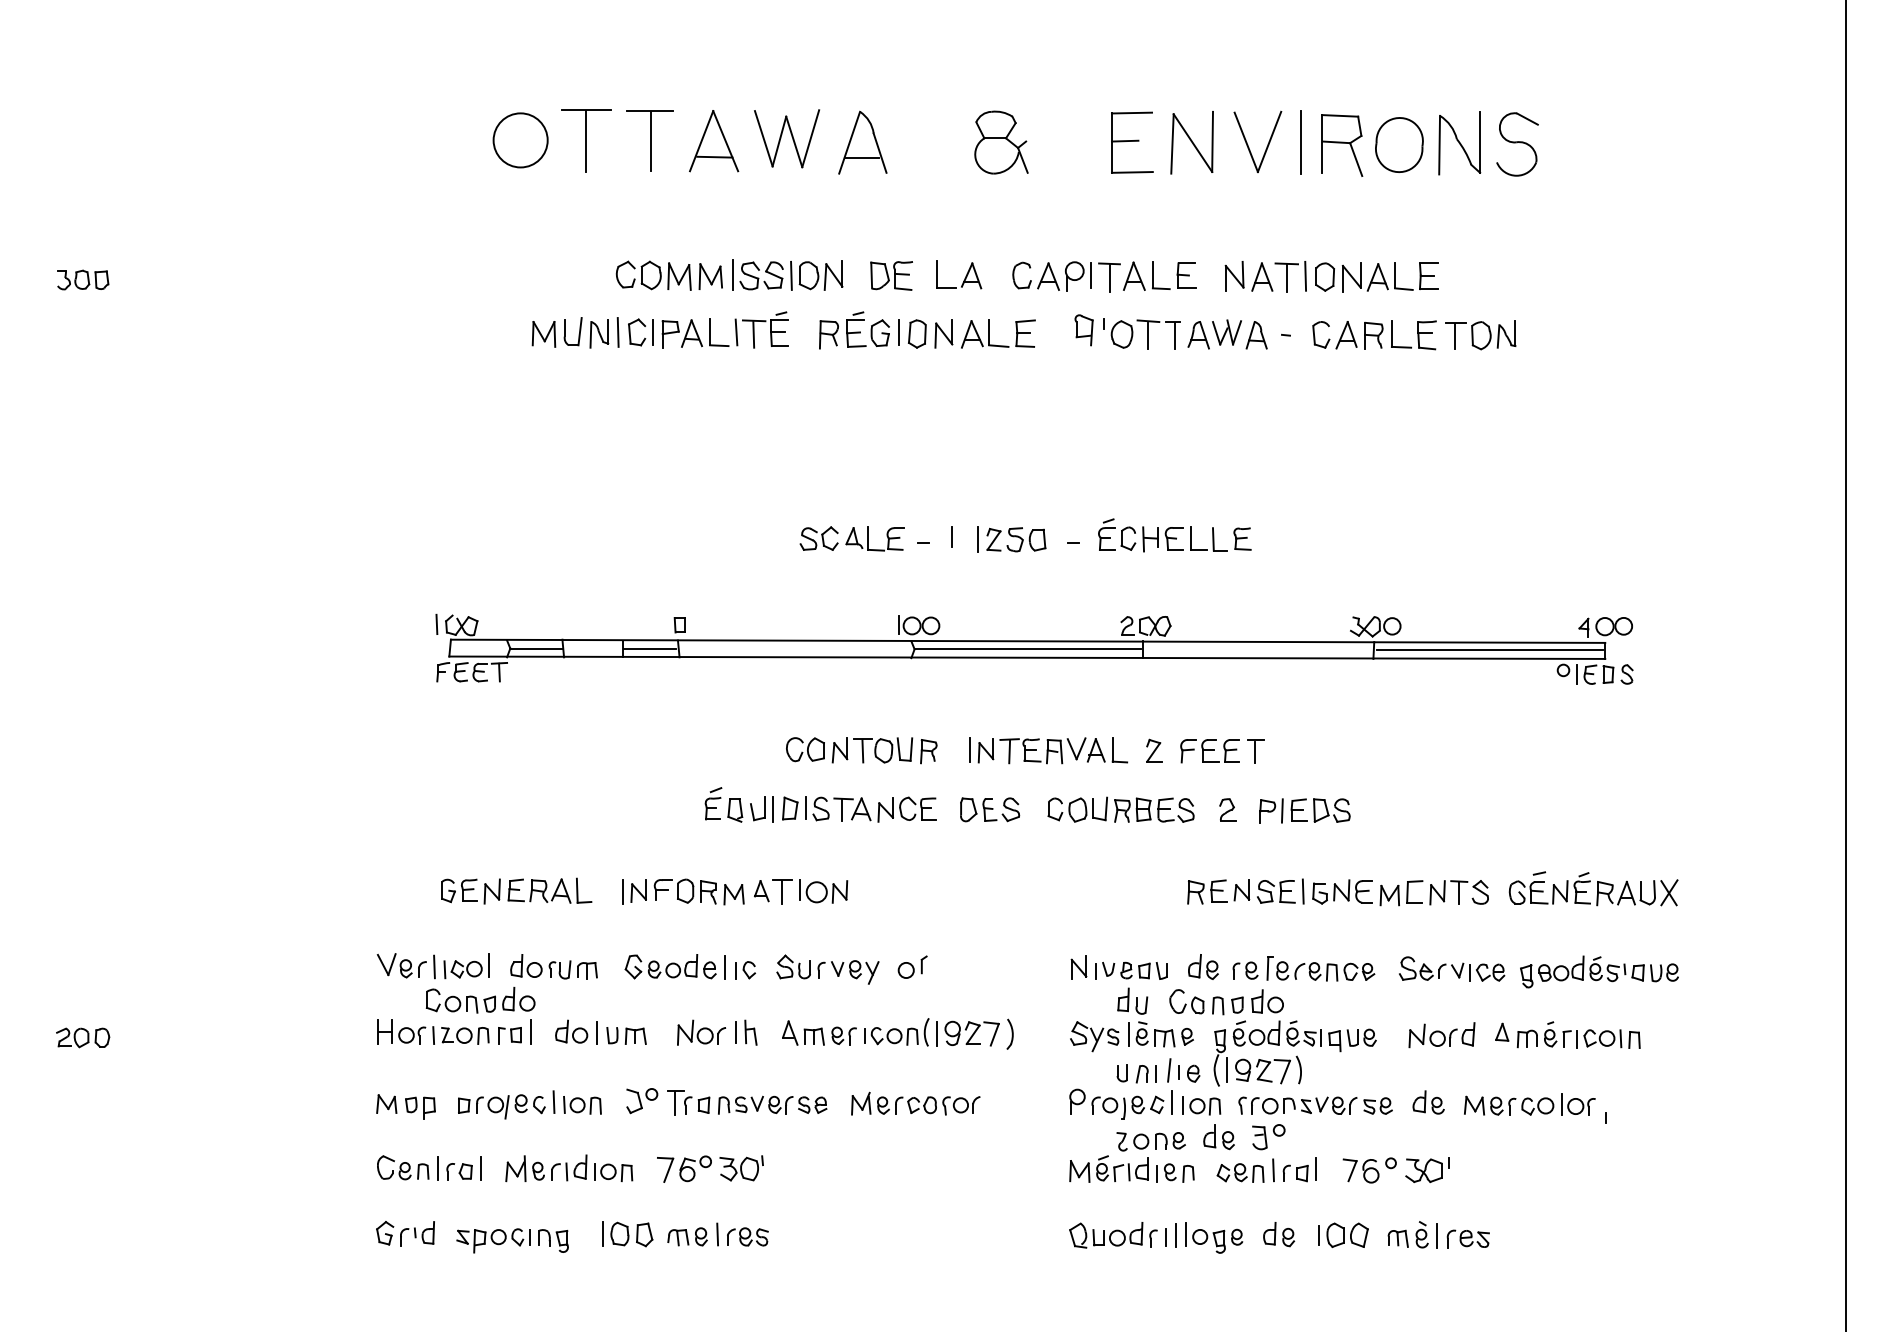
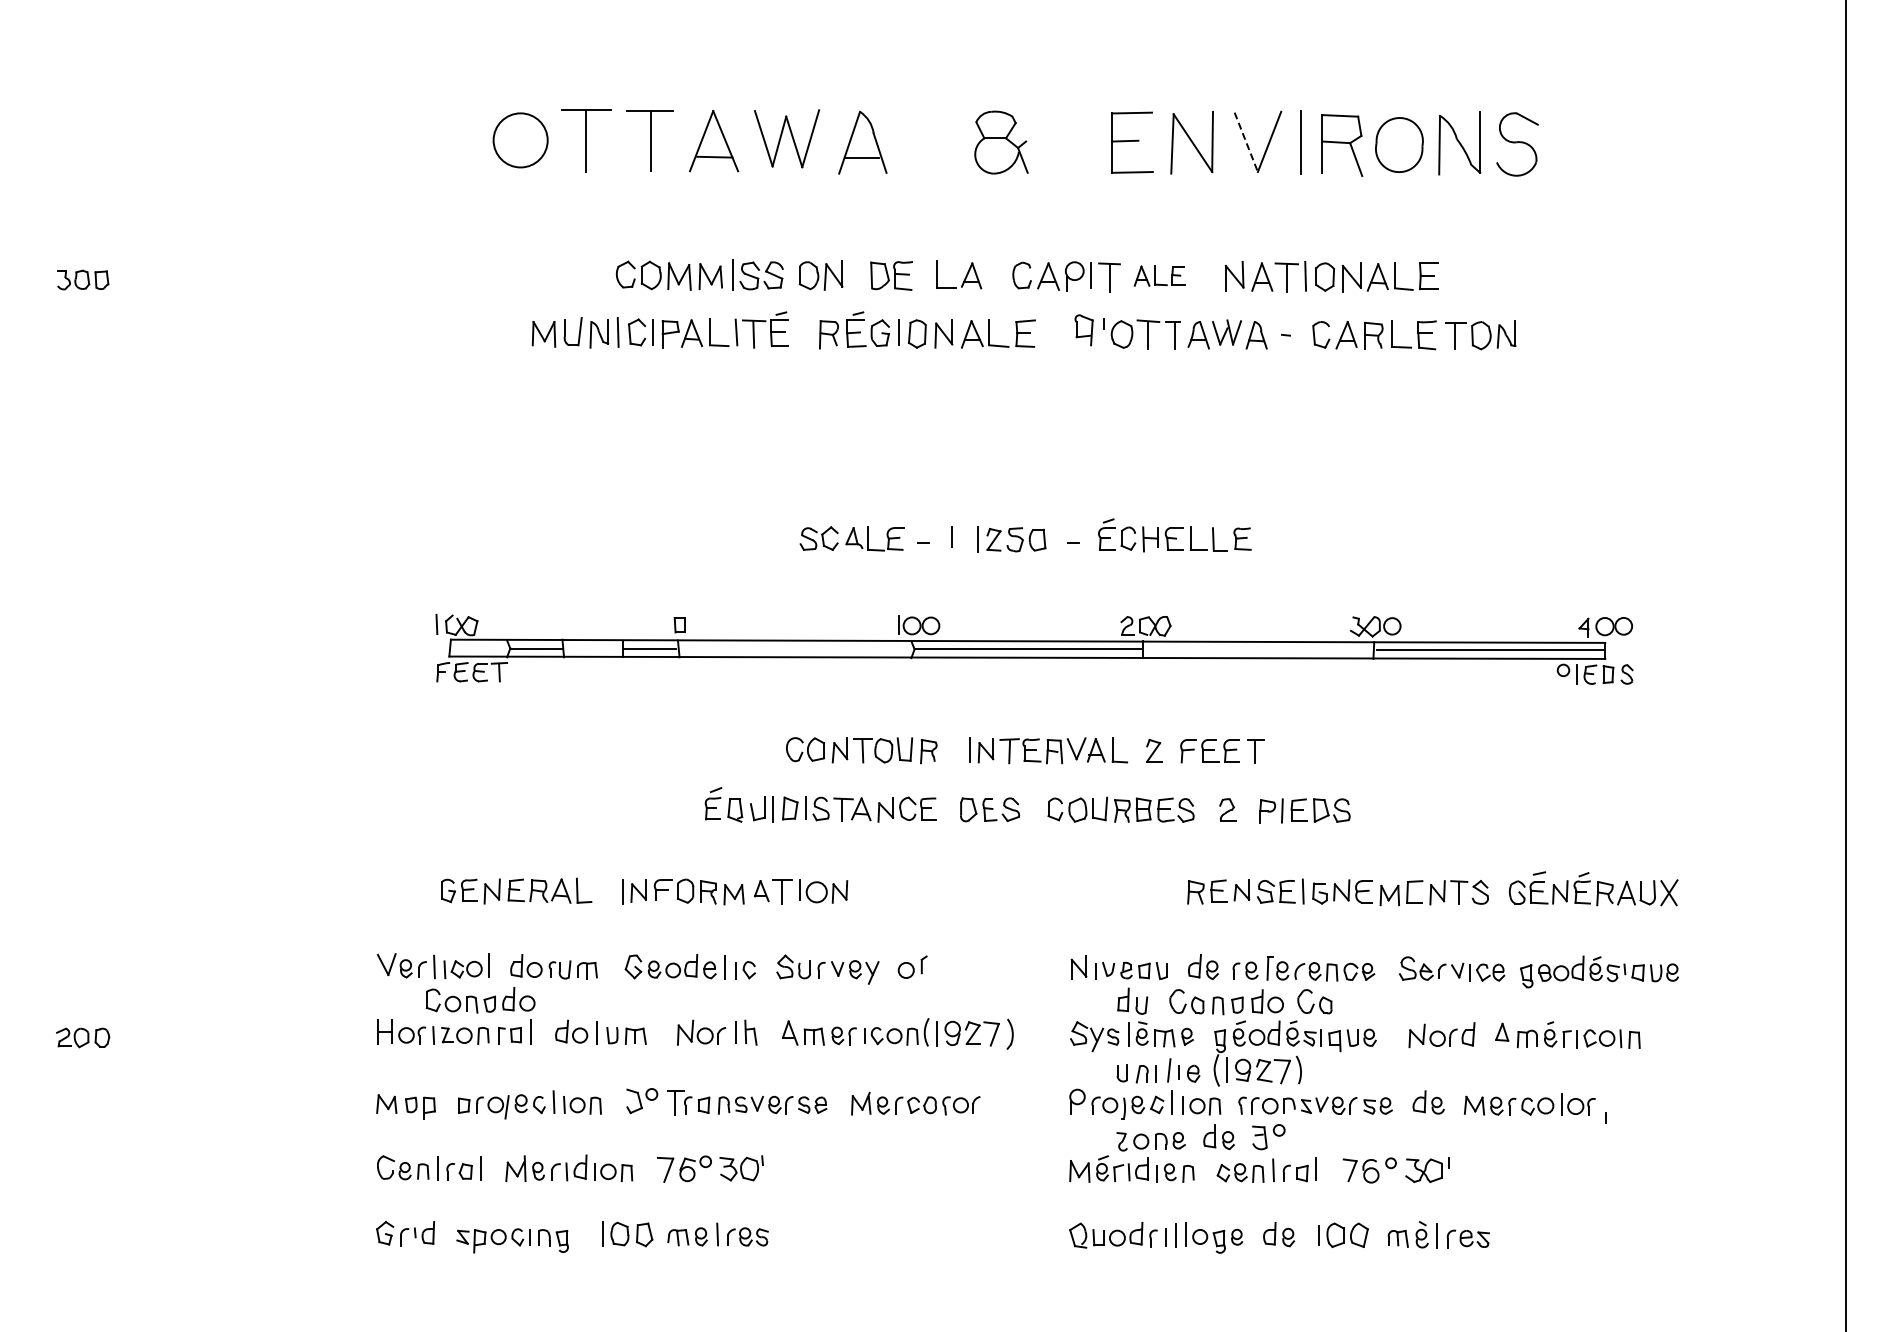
line: solid -> dashed (1246, 142)
line: present -> none (791, 275)
part size: 74x30 px -> 53x22 px (1159, 275)
part: none -> present (1314, 1001)
